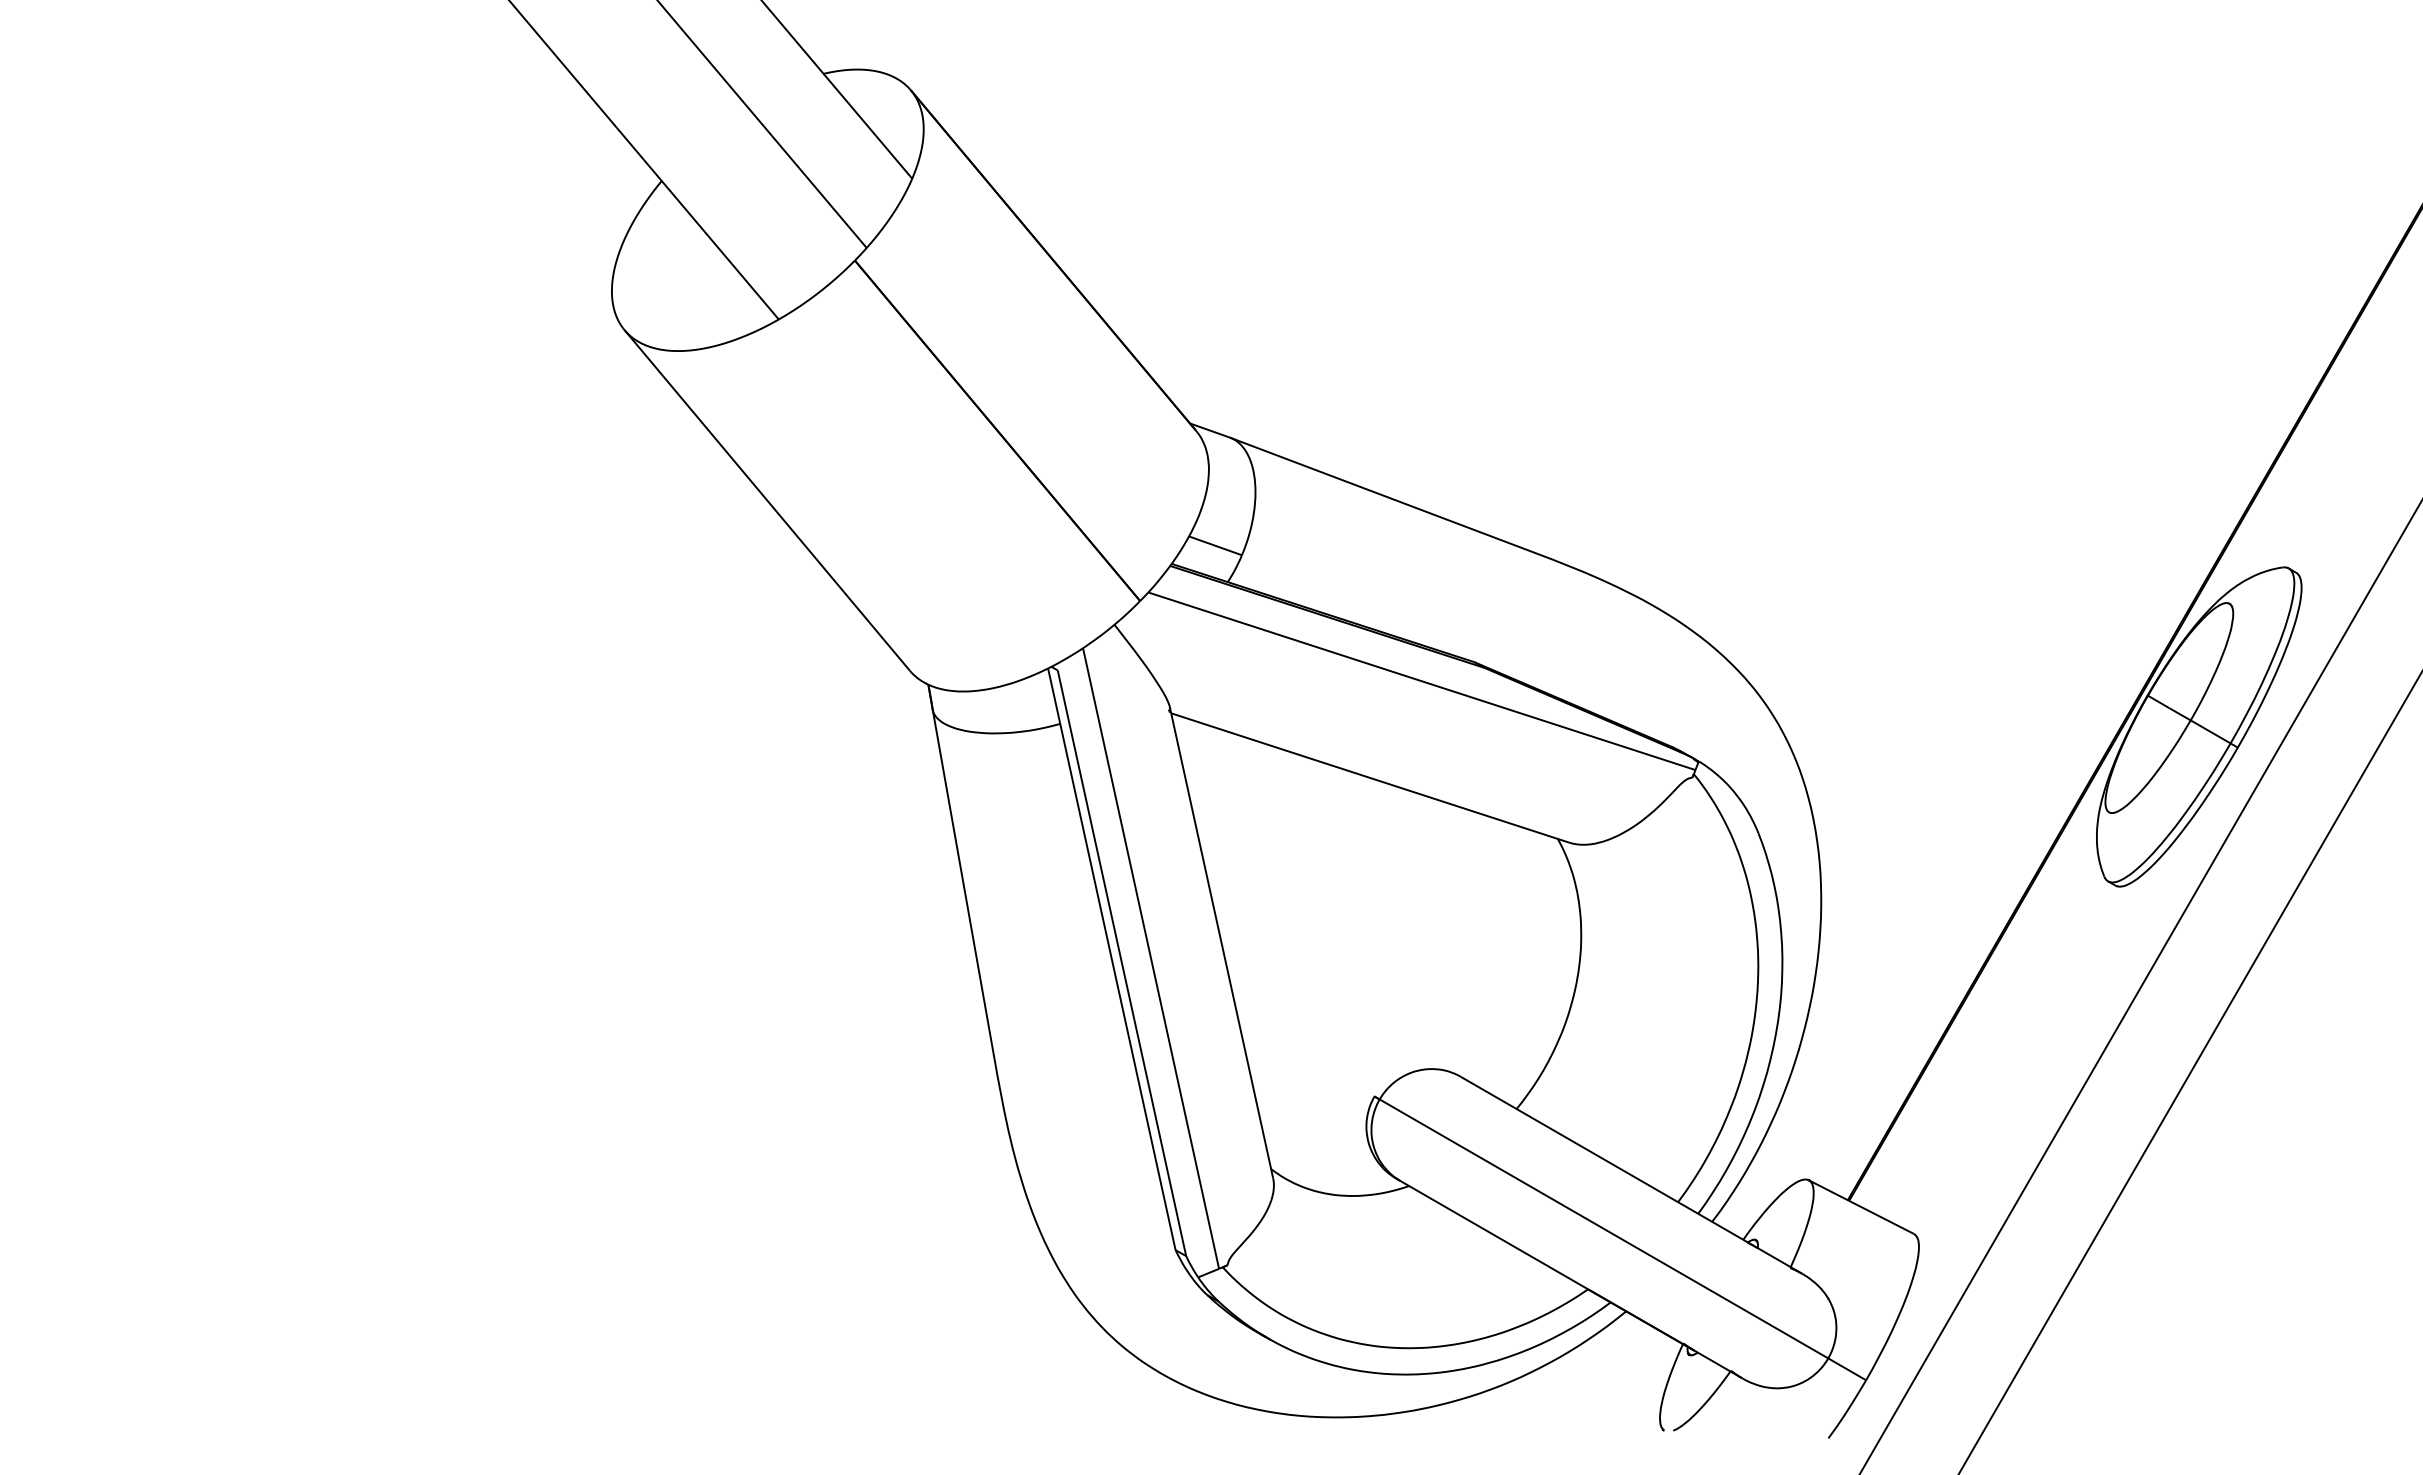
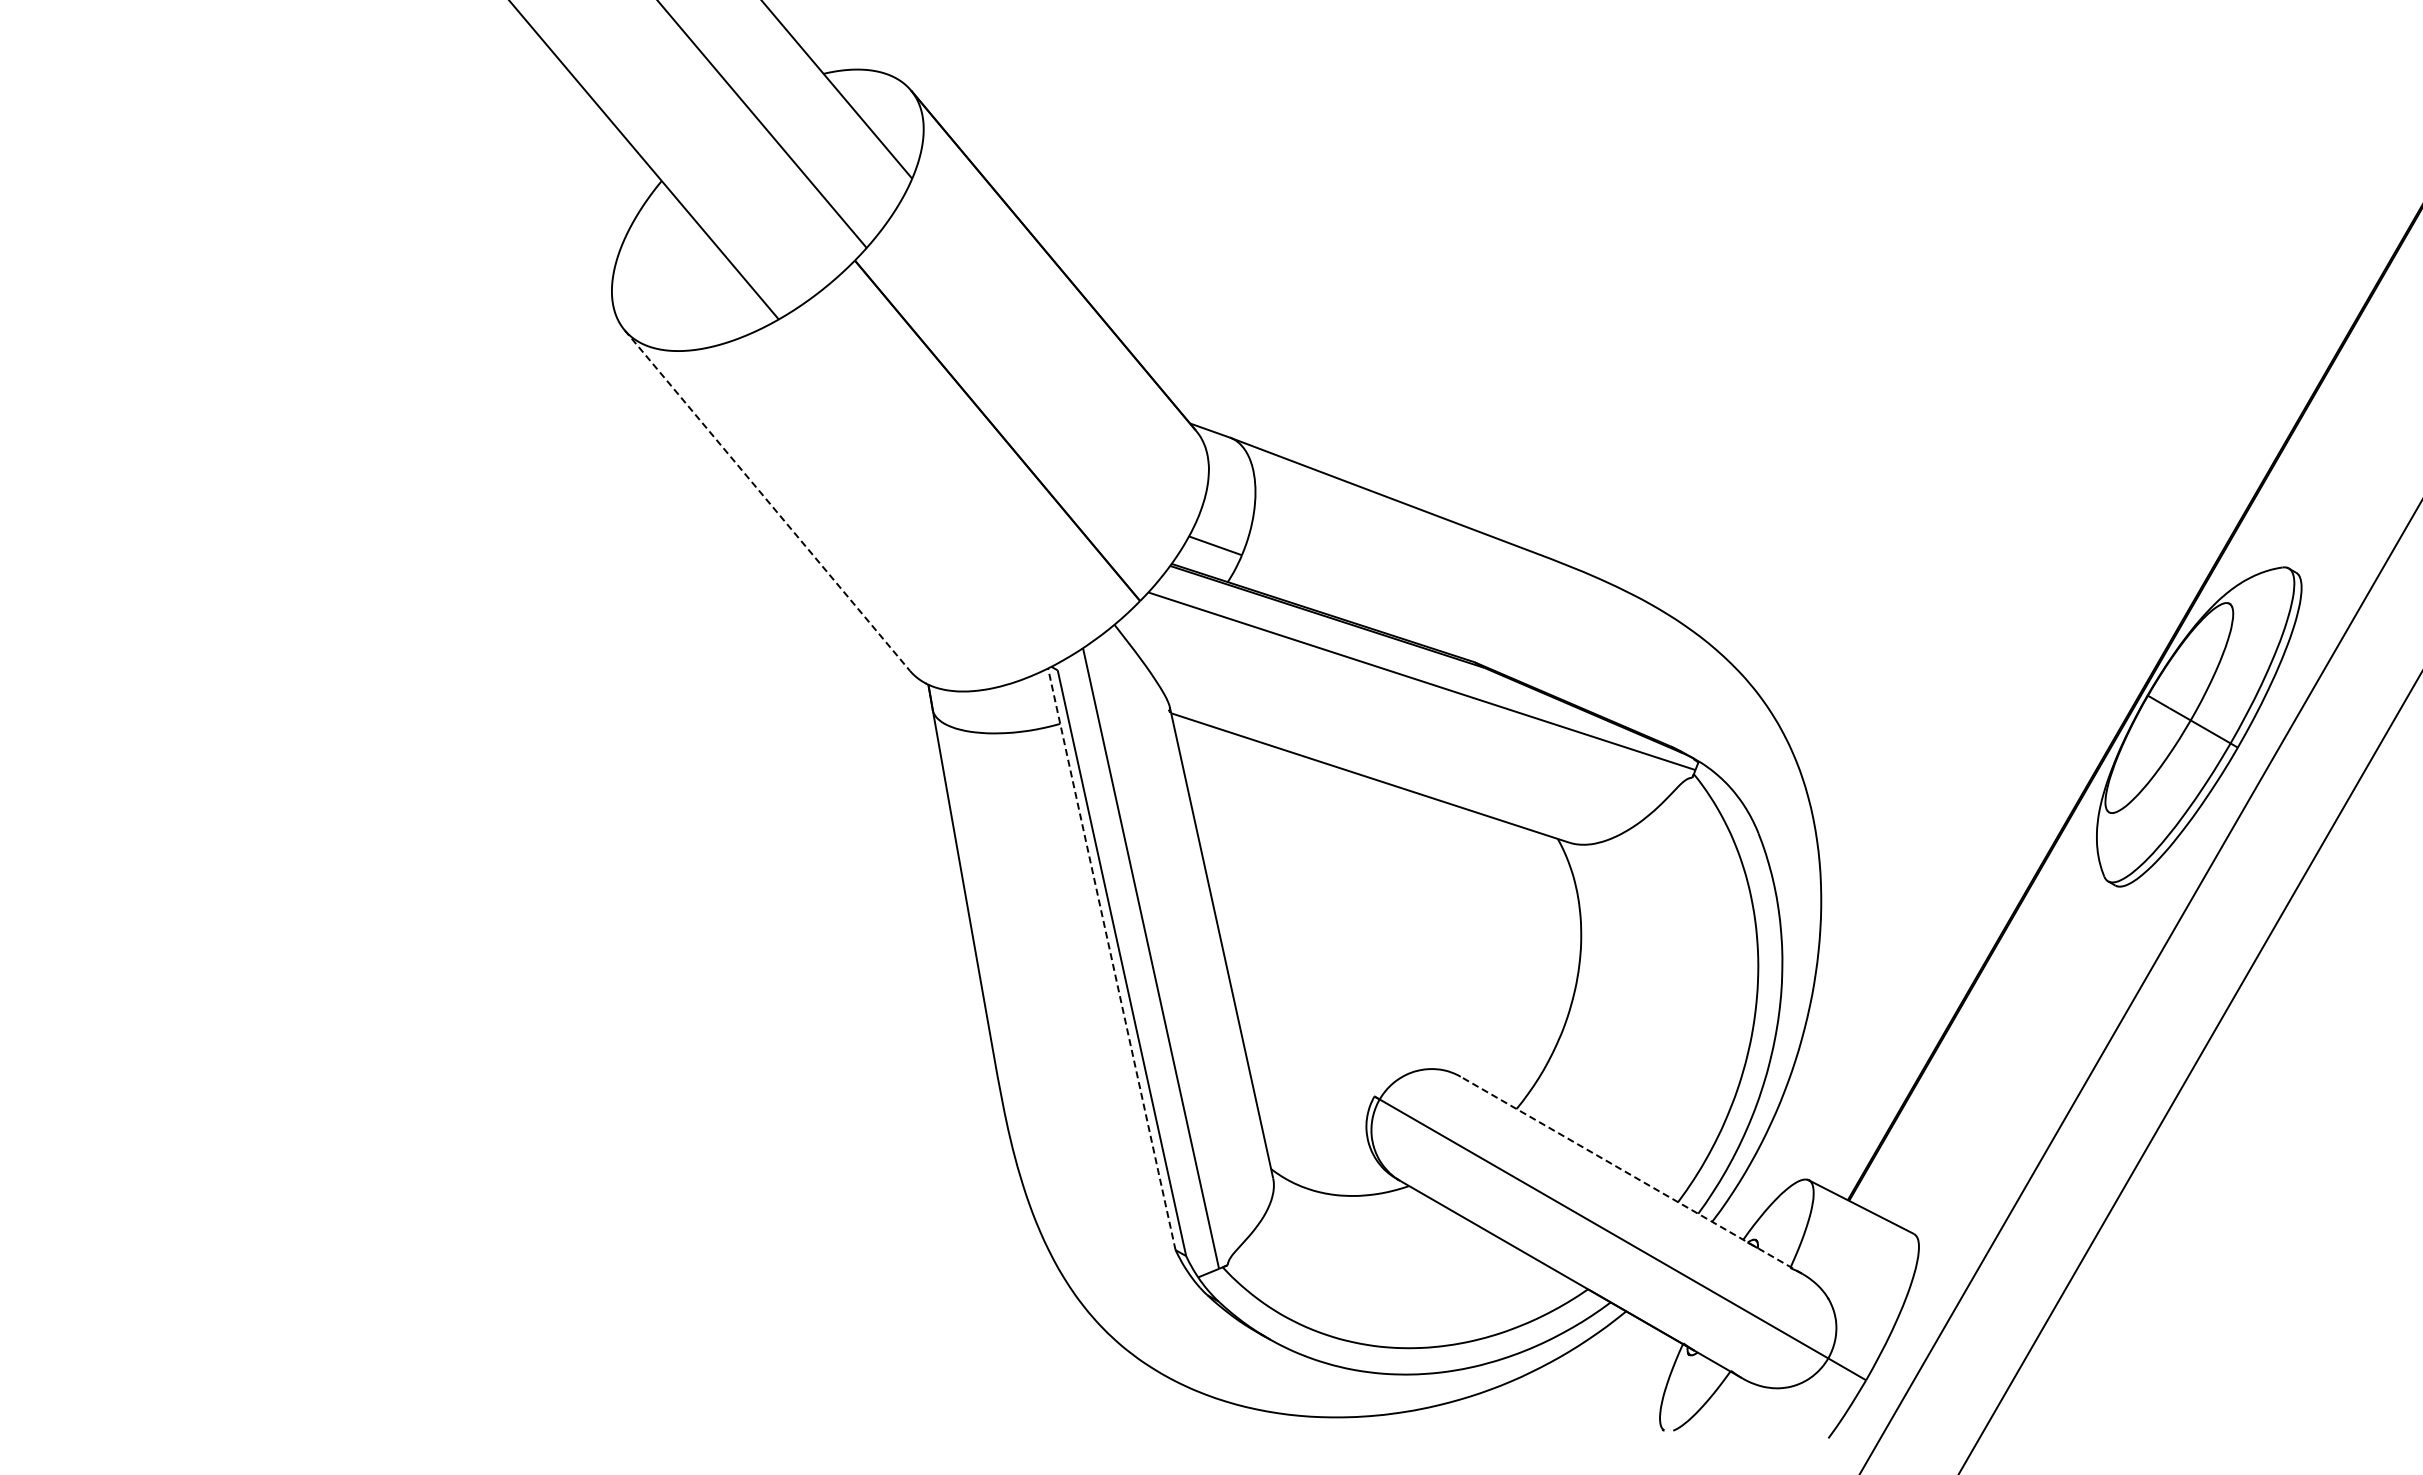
line: solid -> dashed (767, 500)
line: solid -> dashed (1111, 959)
line: solid -> dashed (1631, 1175)
